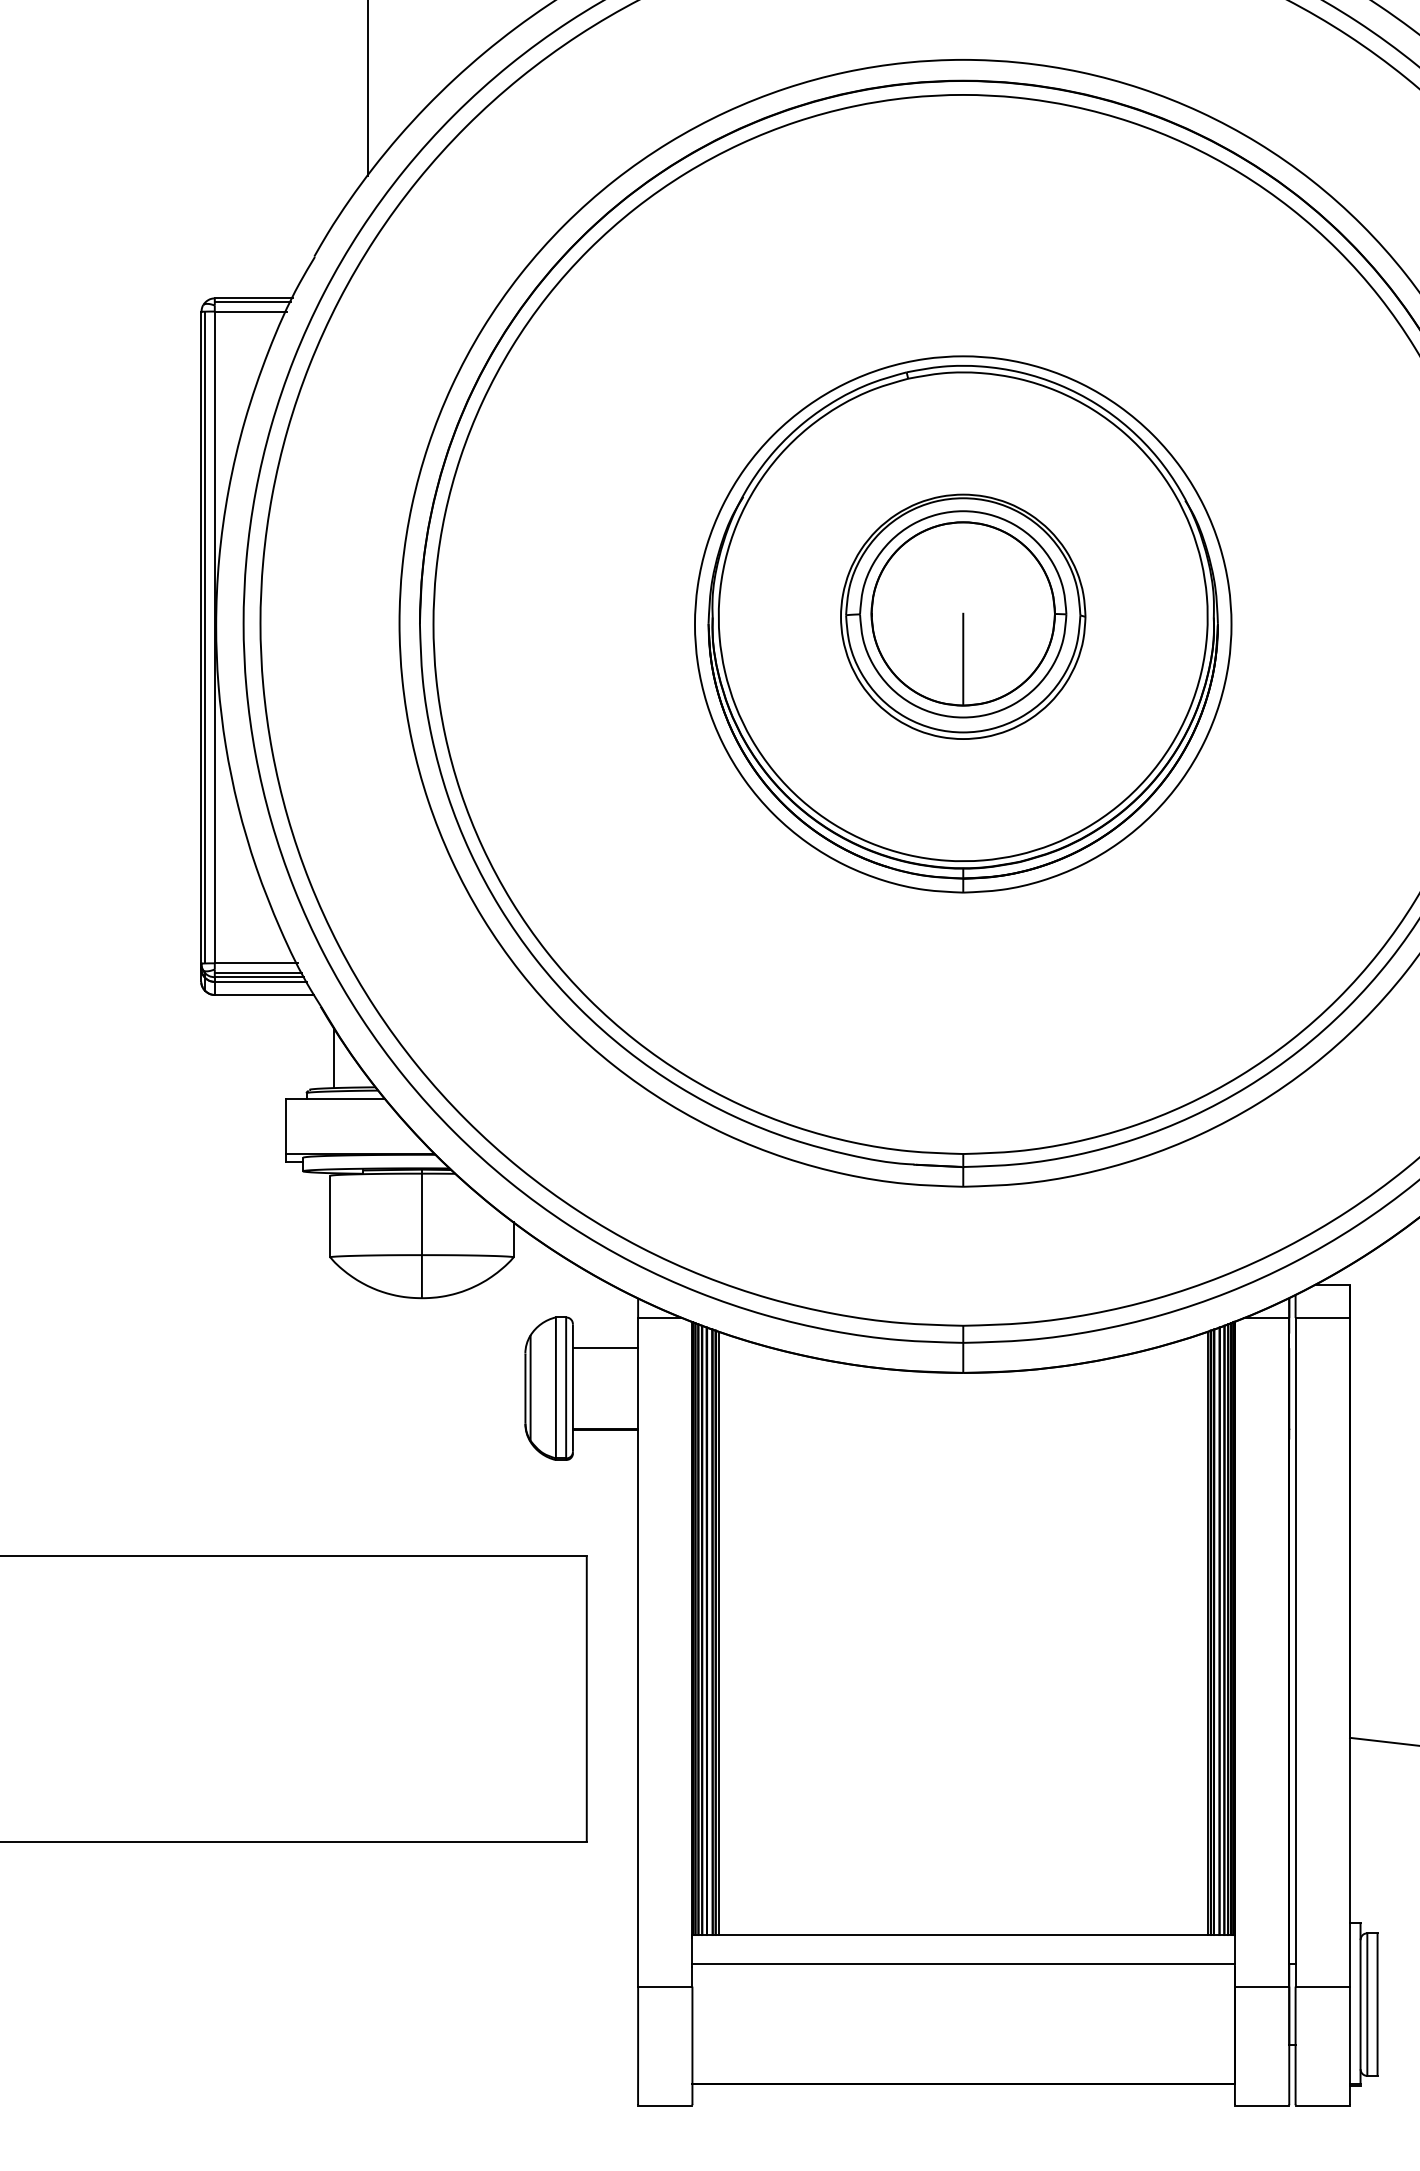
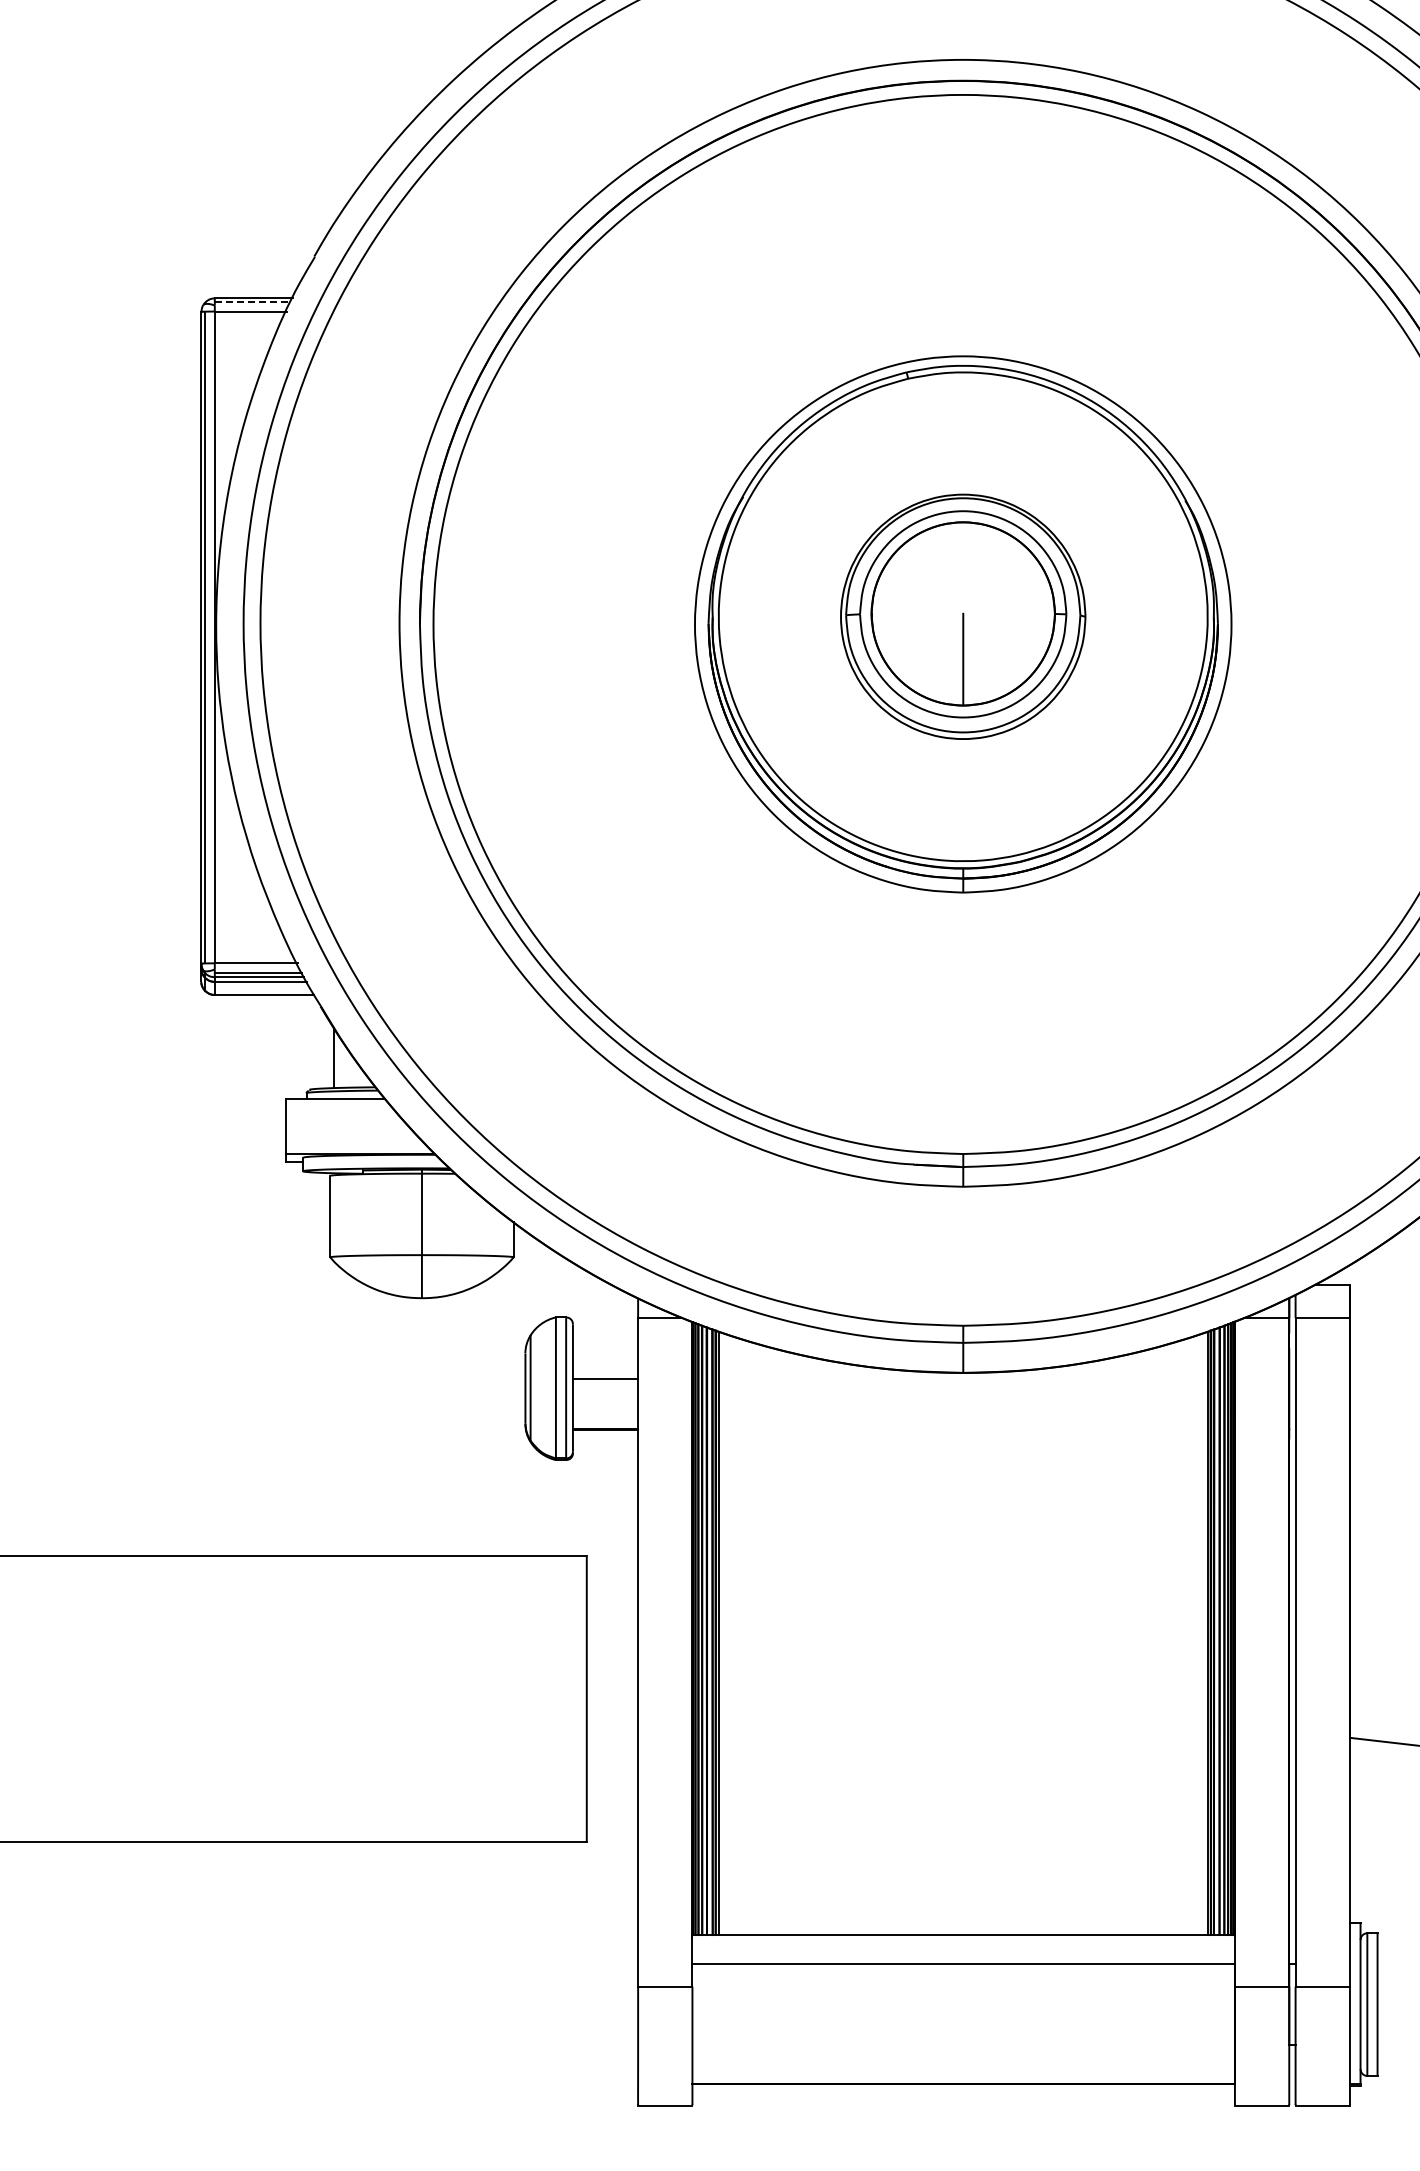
line: present -> none (367, 88)
line: solid -> dashed (253, 302)
line position: (605, 1348) -> (605, 1379) (605, 1379)
